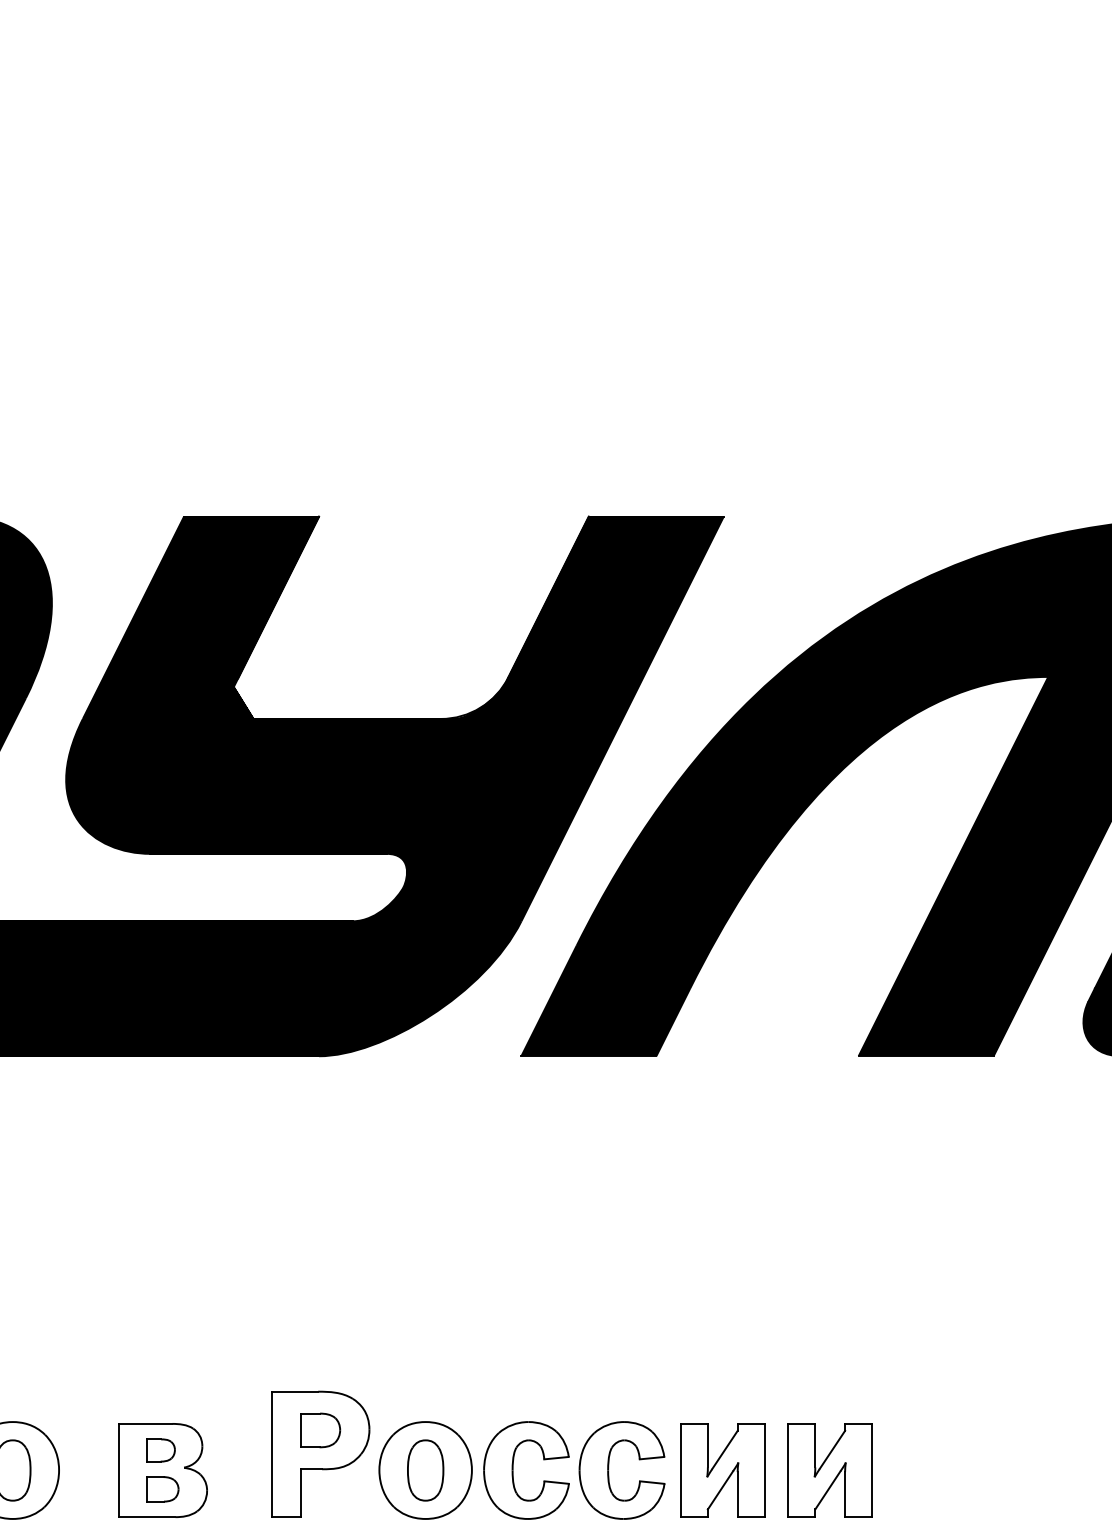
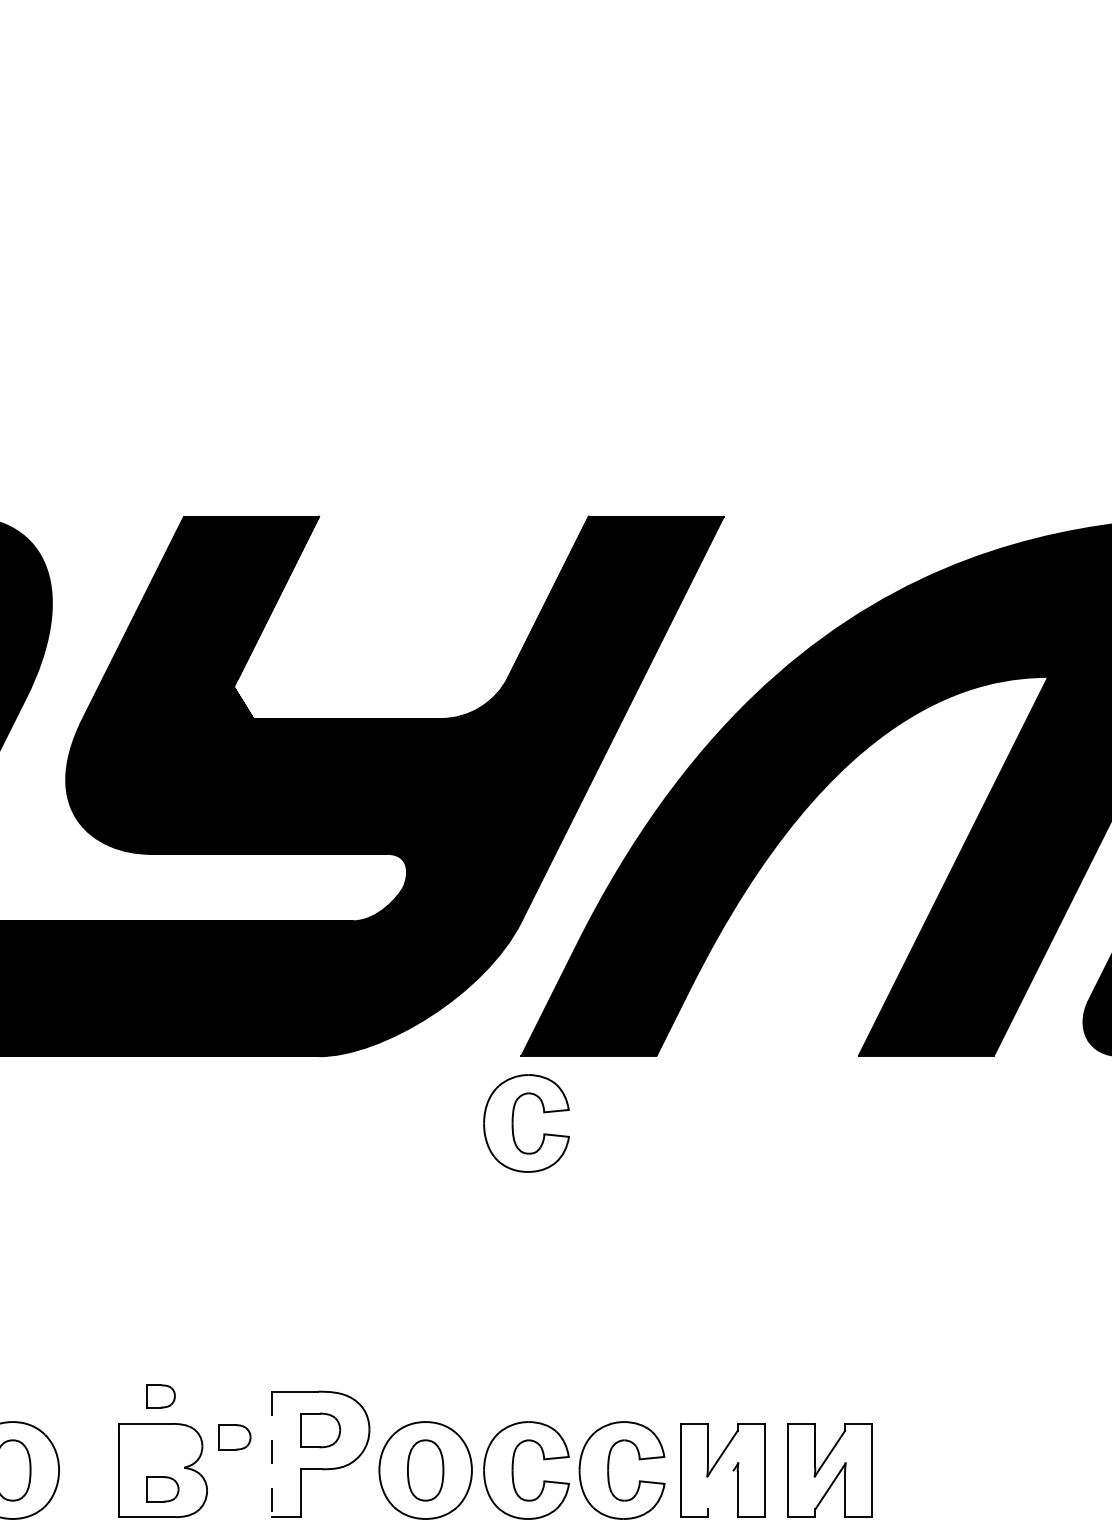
part: none -> present (513, 1123)
part: none -> present (234, 1437)
part position: (160, 1450) -> (160, 1396) (160, 1396)
line: solid -> dashed (271, 1454)
line: present -> none (720, 1490)
